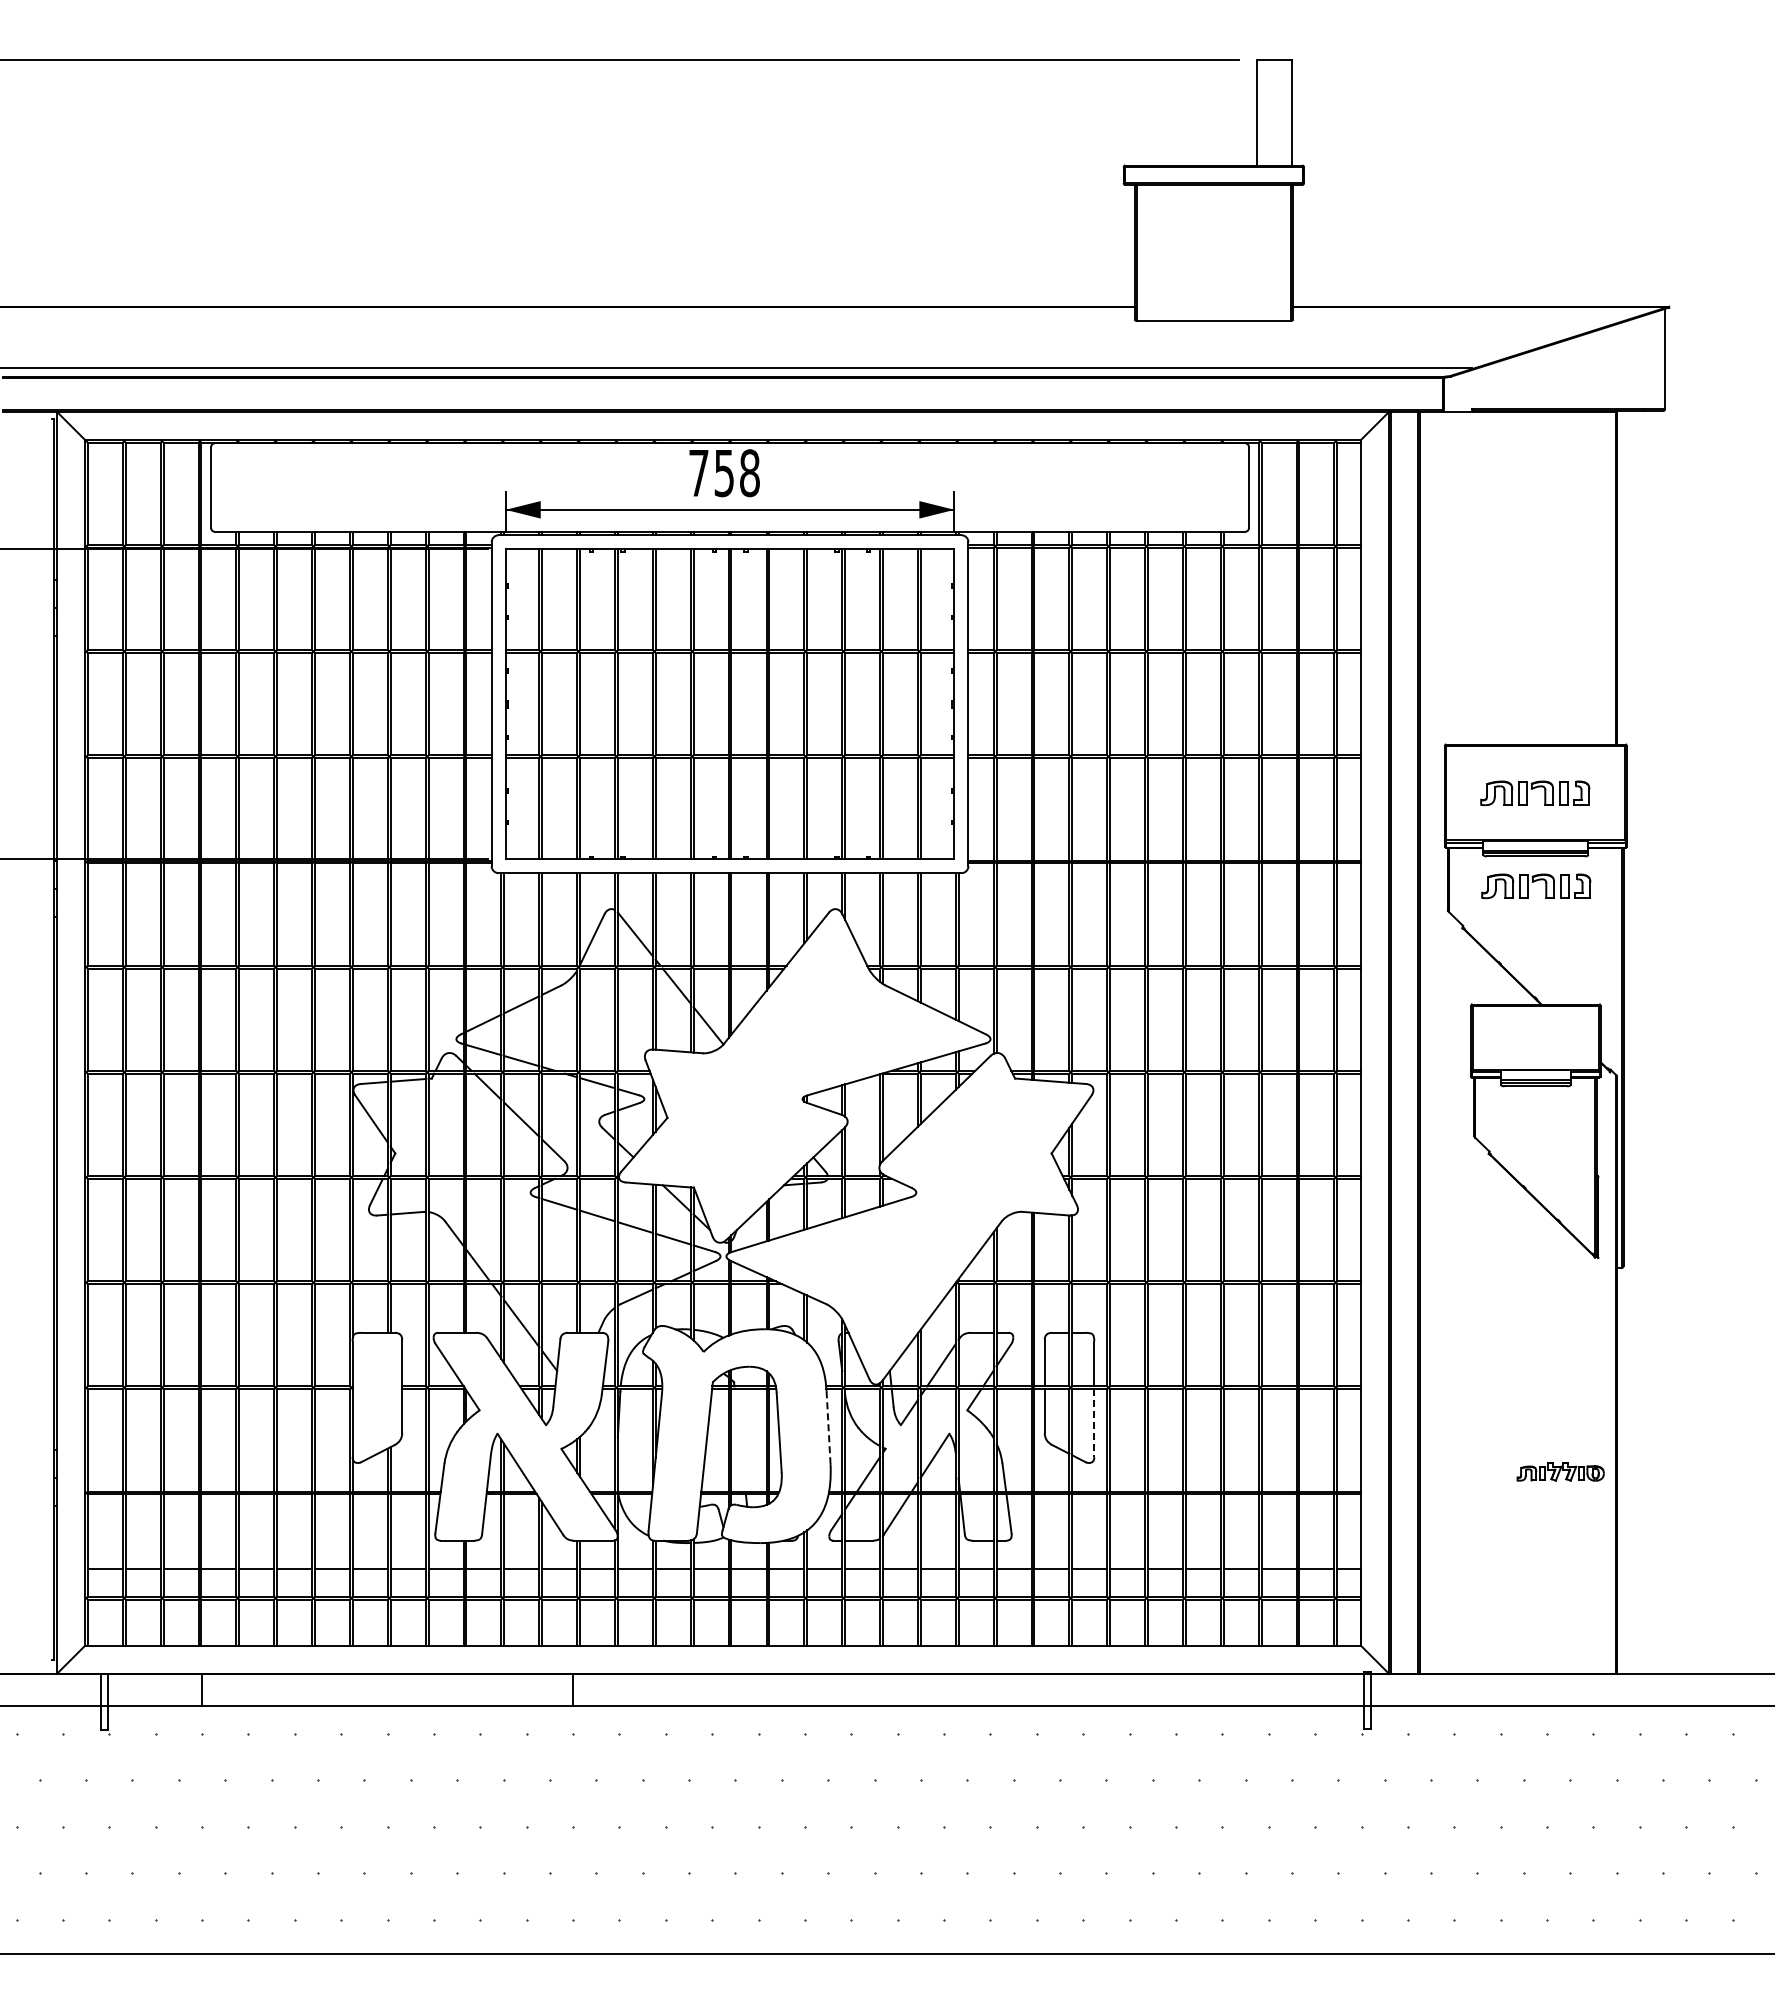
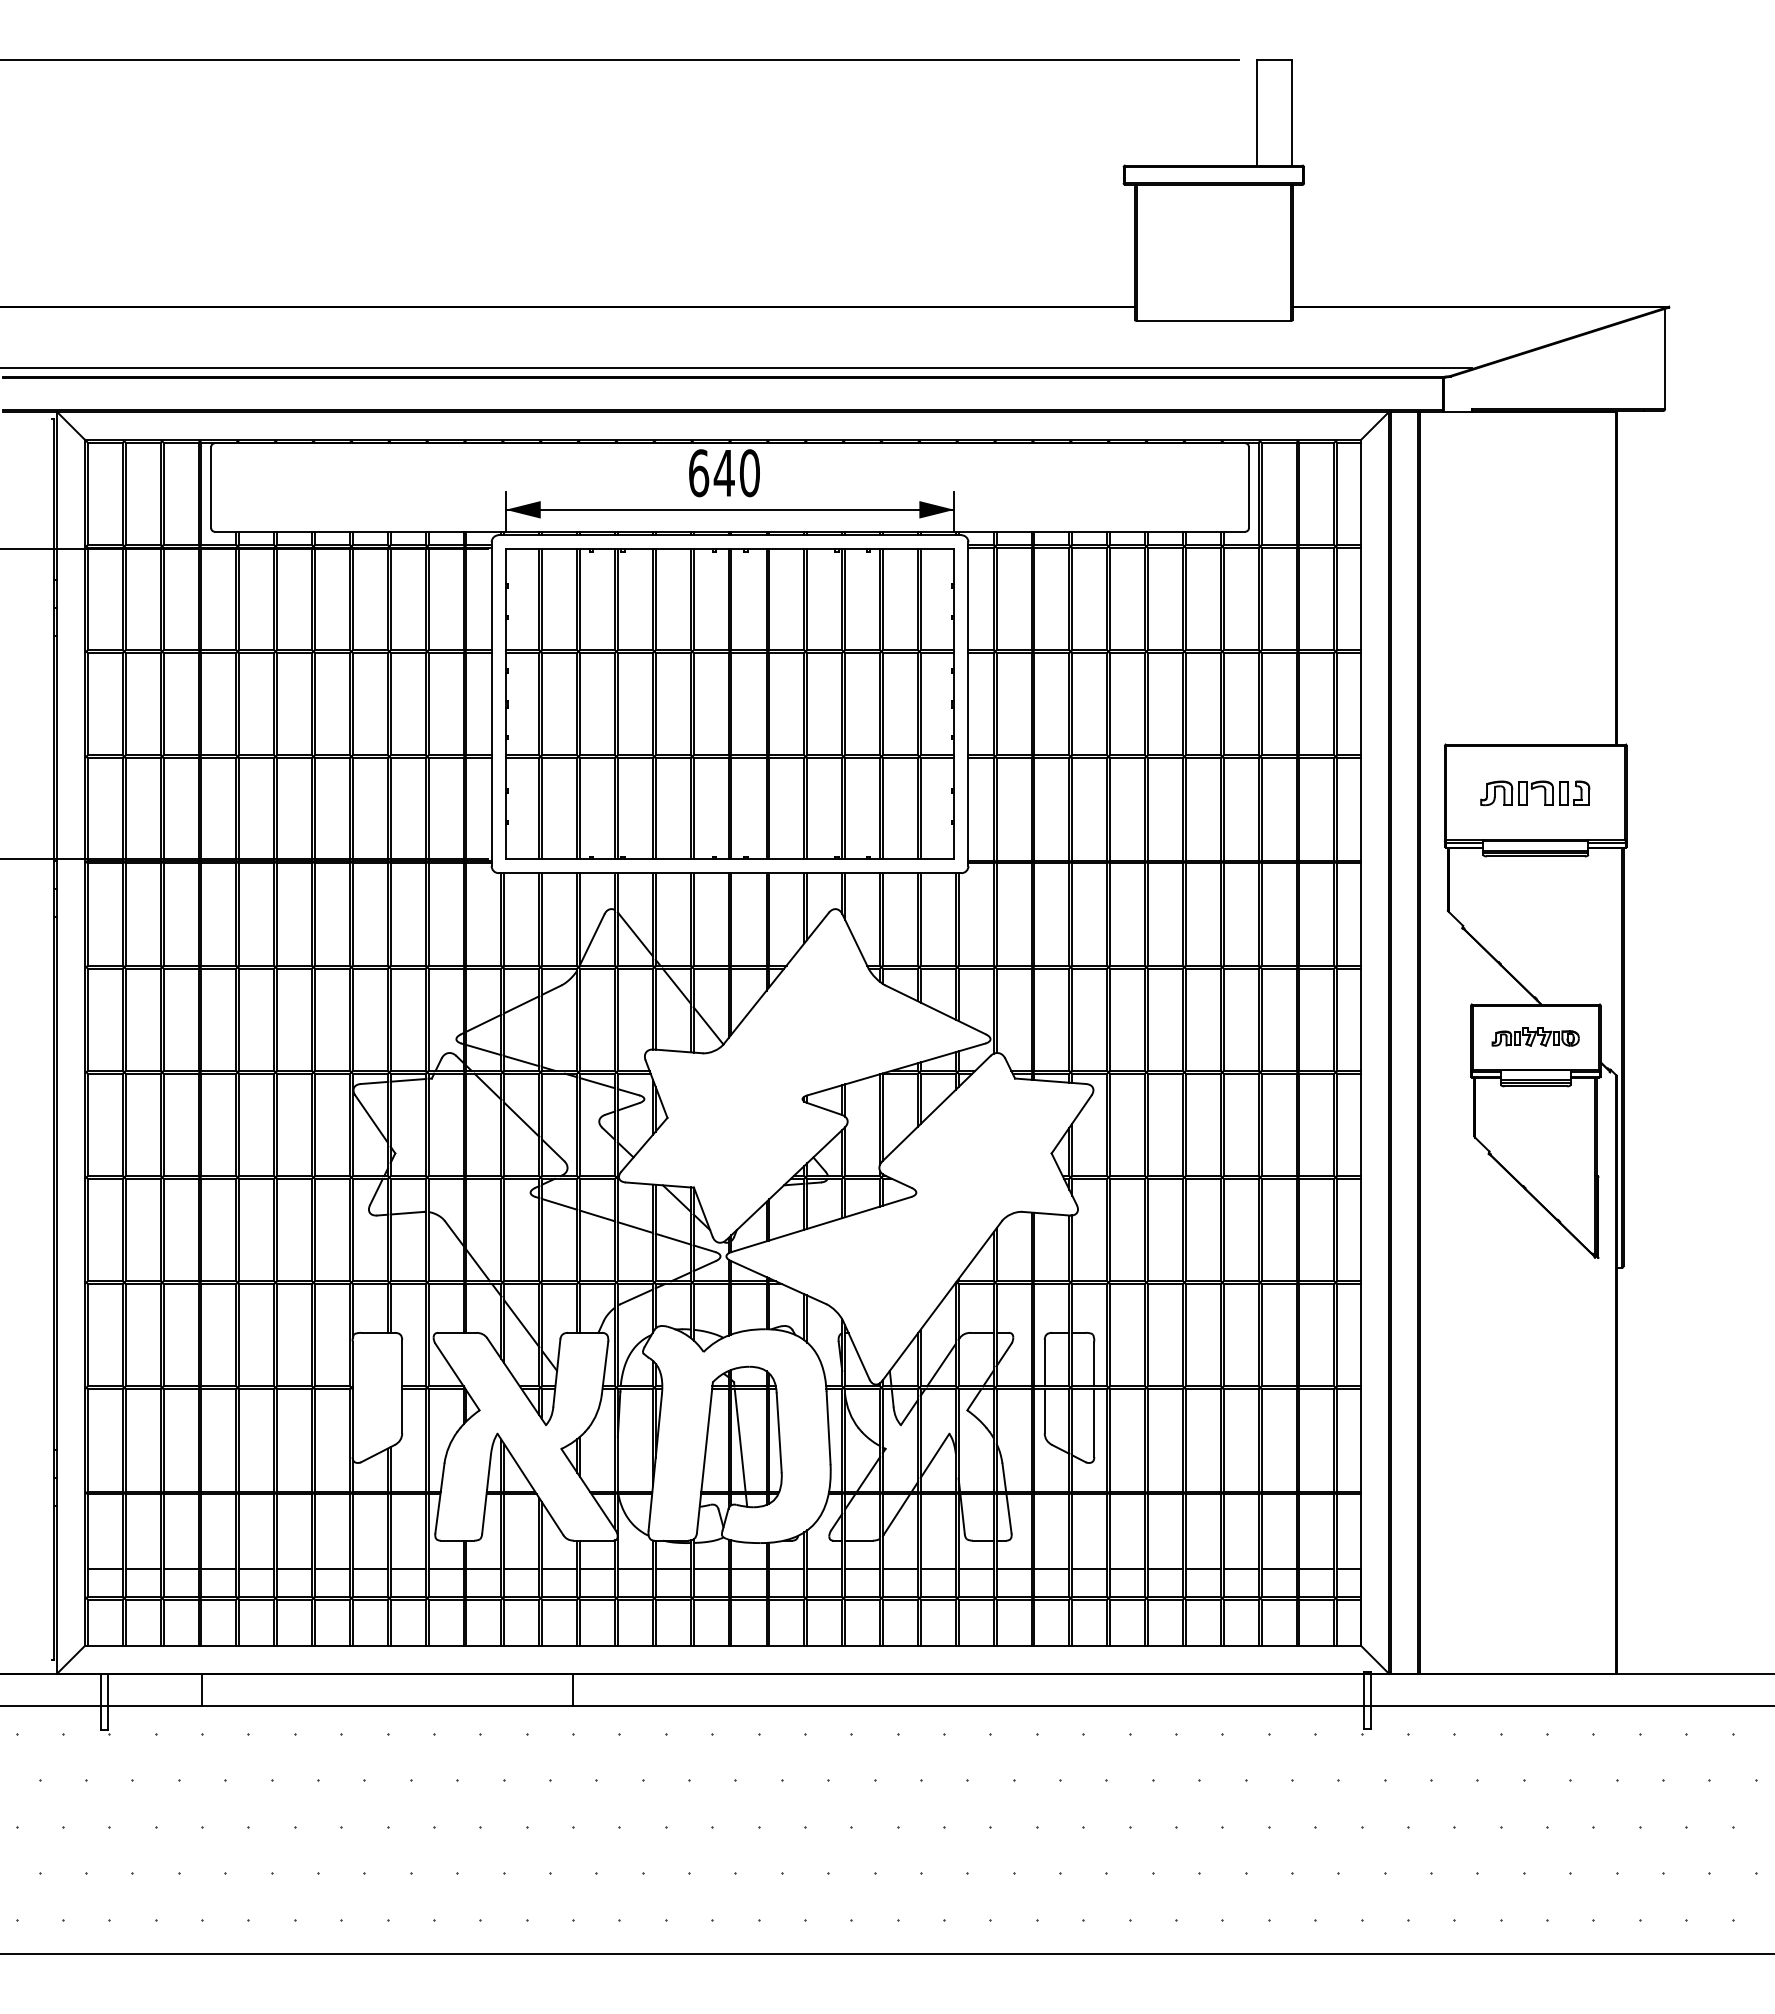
text: 758 -> 640 (724, 473)
part: present -> none (1536, 886)
line: dashed -> solid (1094, 1423)
line: dashed -> solid (828, 1427)
line: none -> present (739, 1440)
part position: (1560, 1471) -> (1535, 1036) (1535, 1036)
